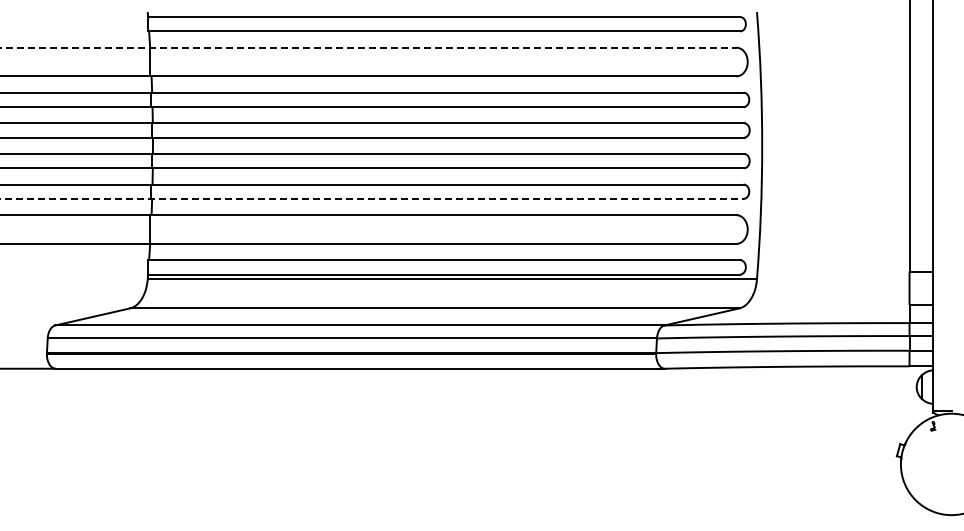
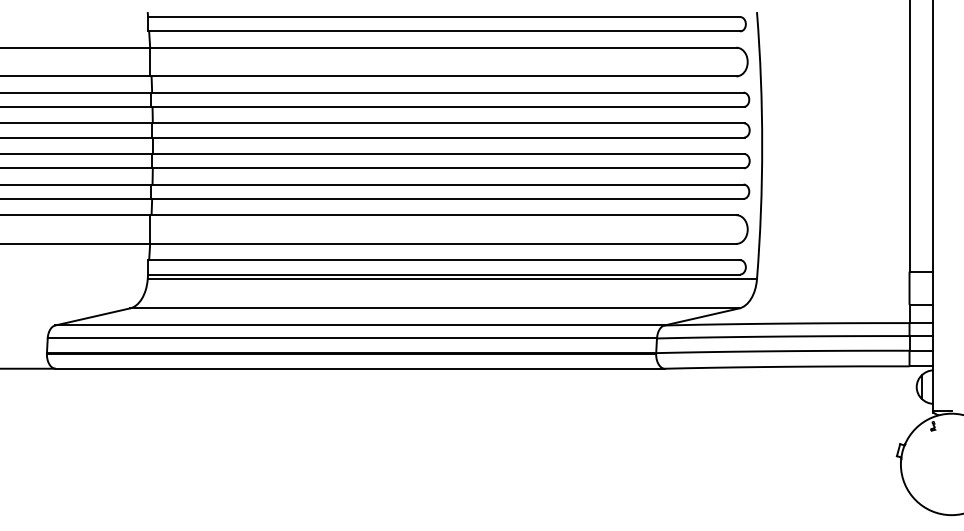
line: dashed -> solid (368, 47)
line: dashed -> solid (372, 198)
